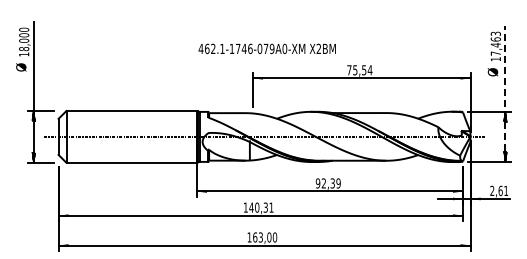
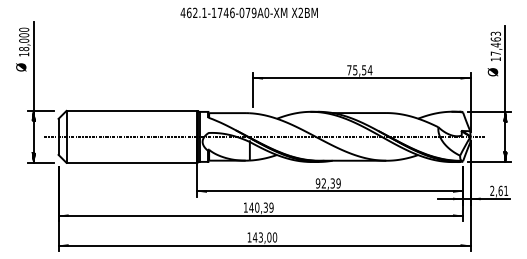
text position: (266, 48) -> (248, 12) (248, 12)
line: dashed -> solid (505, 93)
text: 140,31 -> 140,39 (271, 207)
text: 163,00 -> 143,00 (254, 237)
